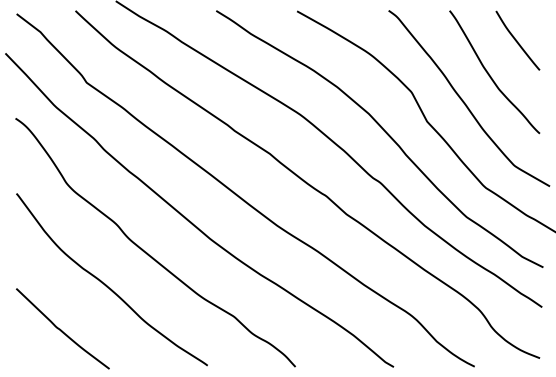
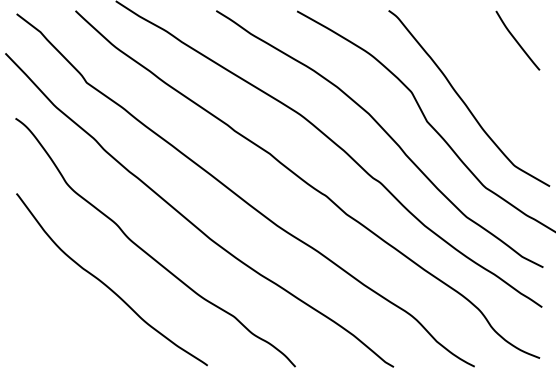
curve: present -> none (490, 75)
curve: present -> none (61, 329)
